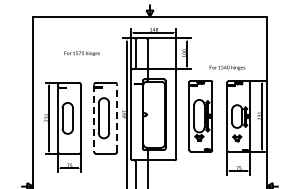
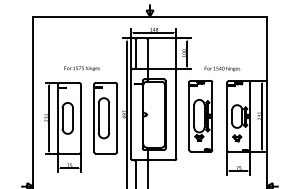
text position: (81, 53) -> (81, 68) (81, 68)
text position: (227, 67) -> (222, 68) (222, 68)
line: dashed -> solid (94, 118)
line: dashed -> solid (117, 118)
